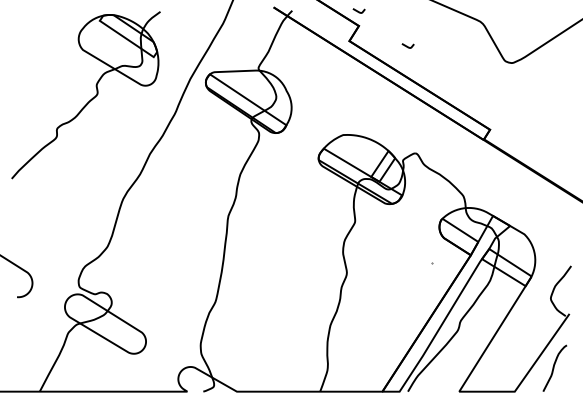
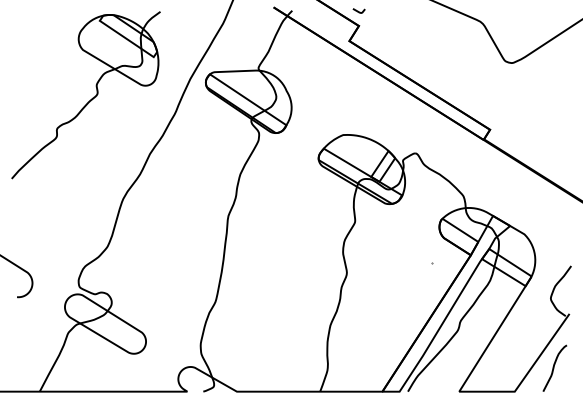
curve: present -> none (407, 45)
